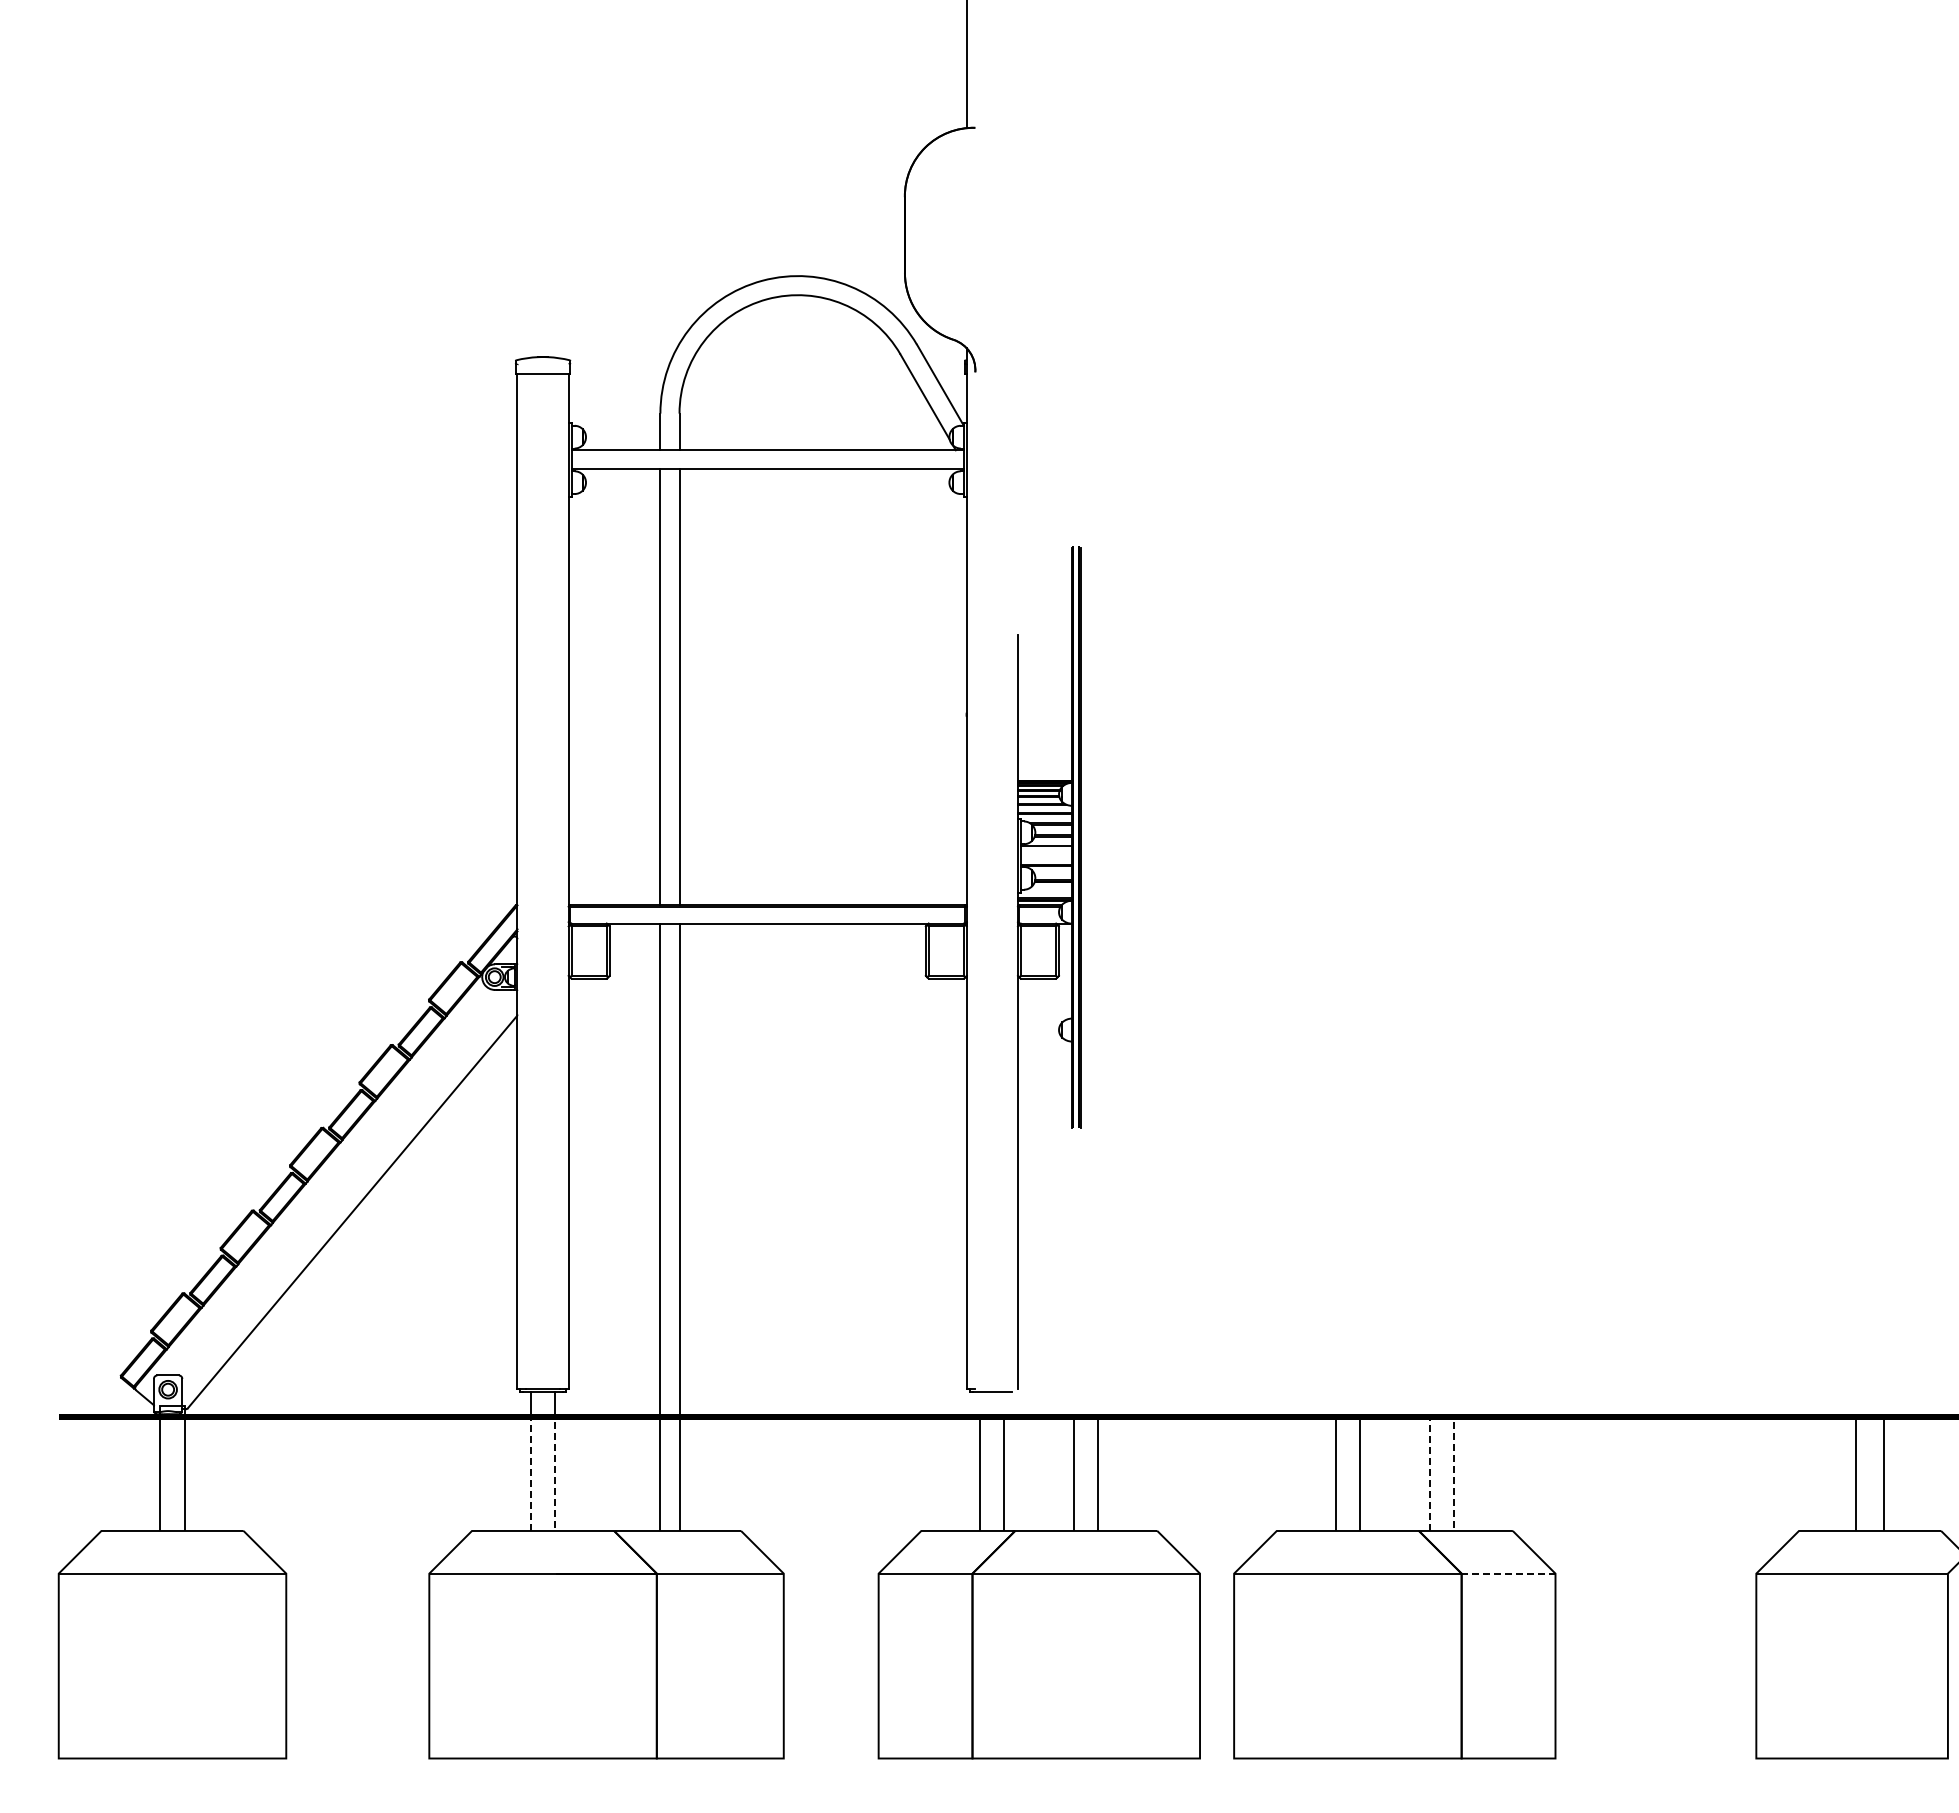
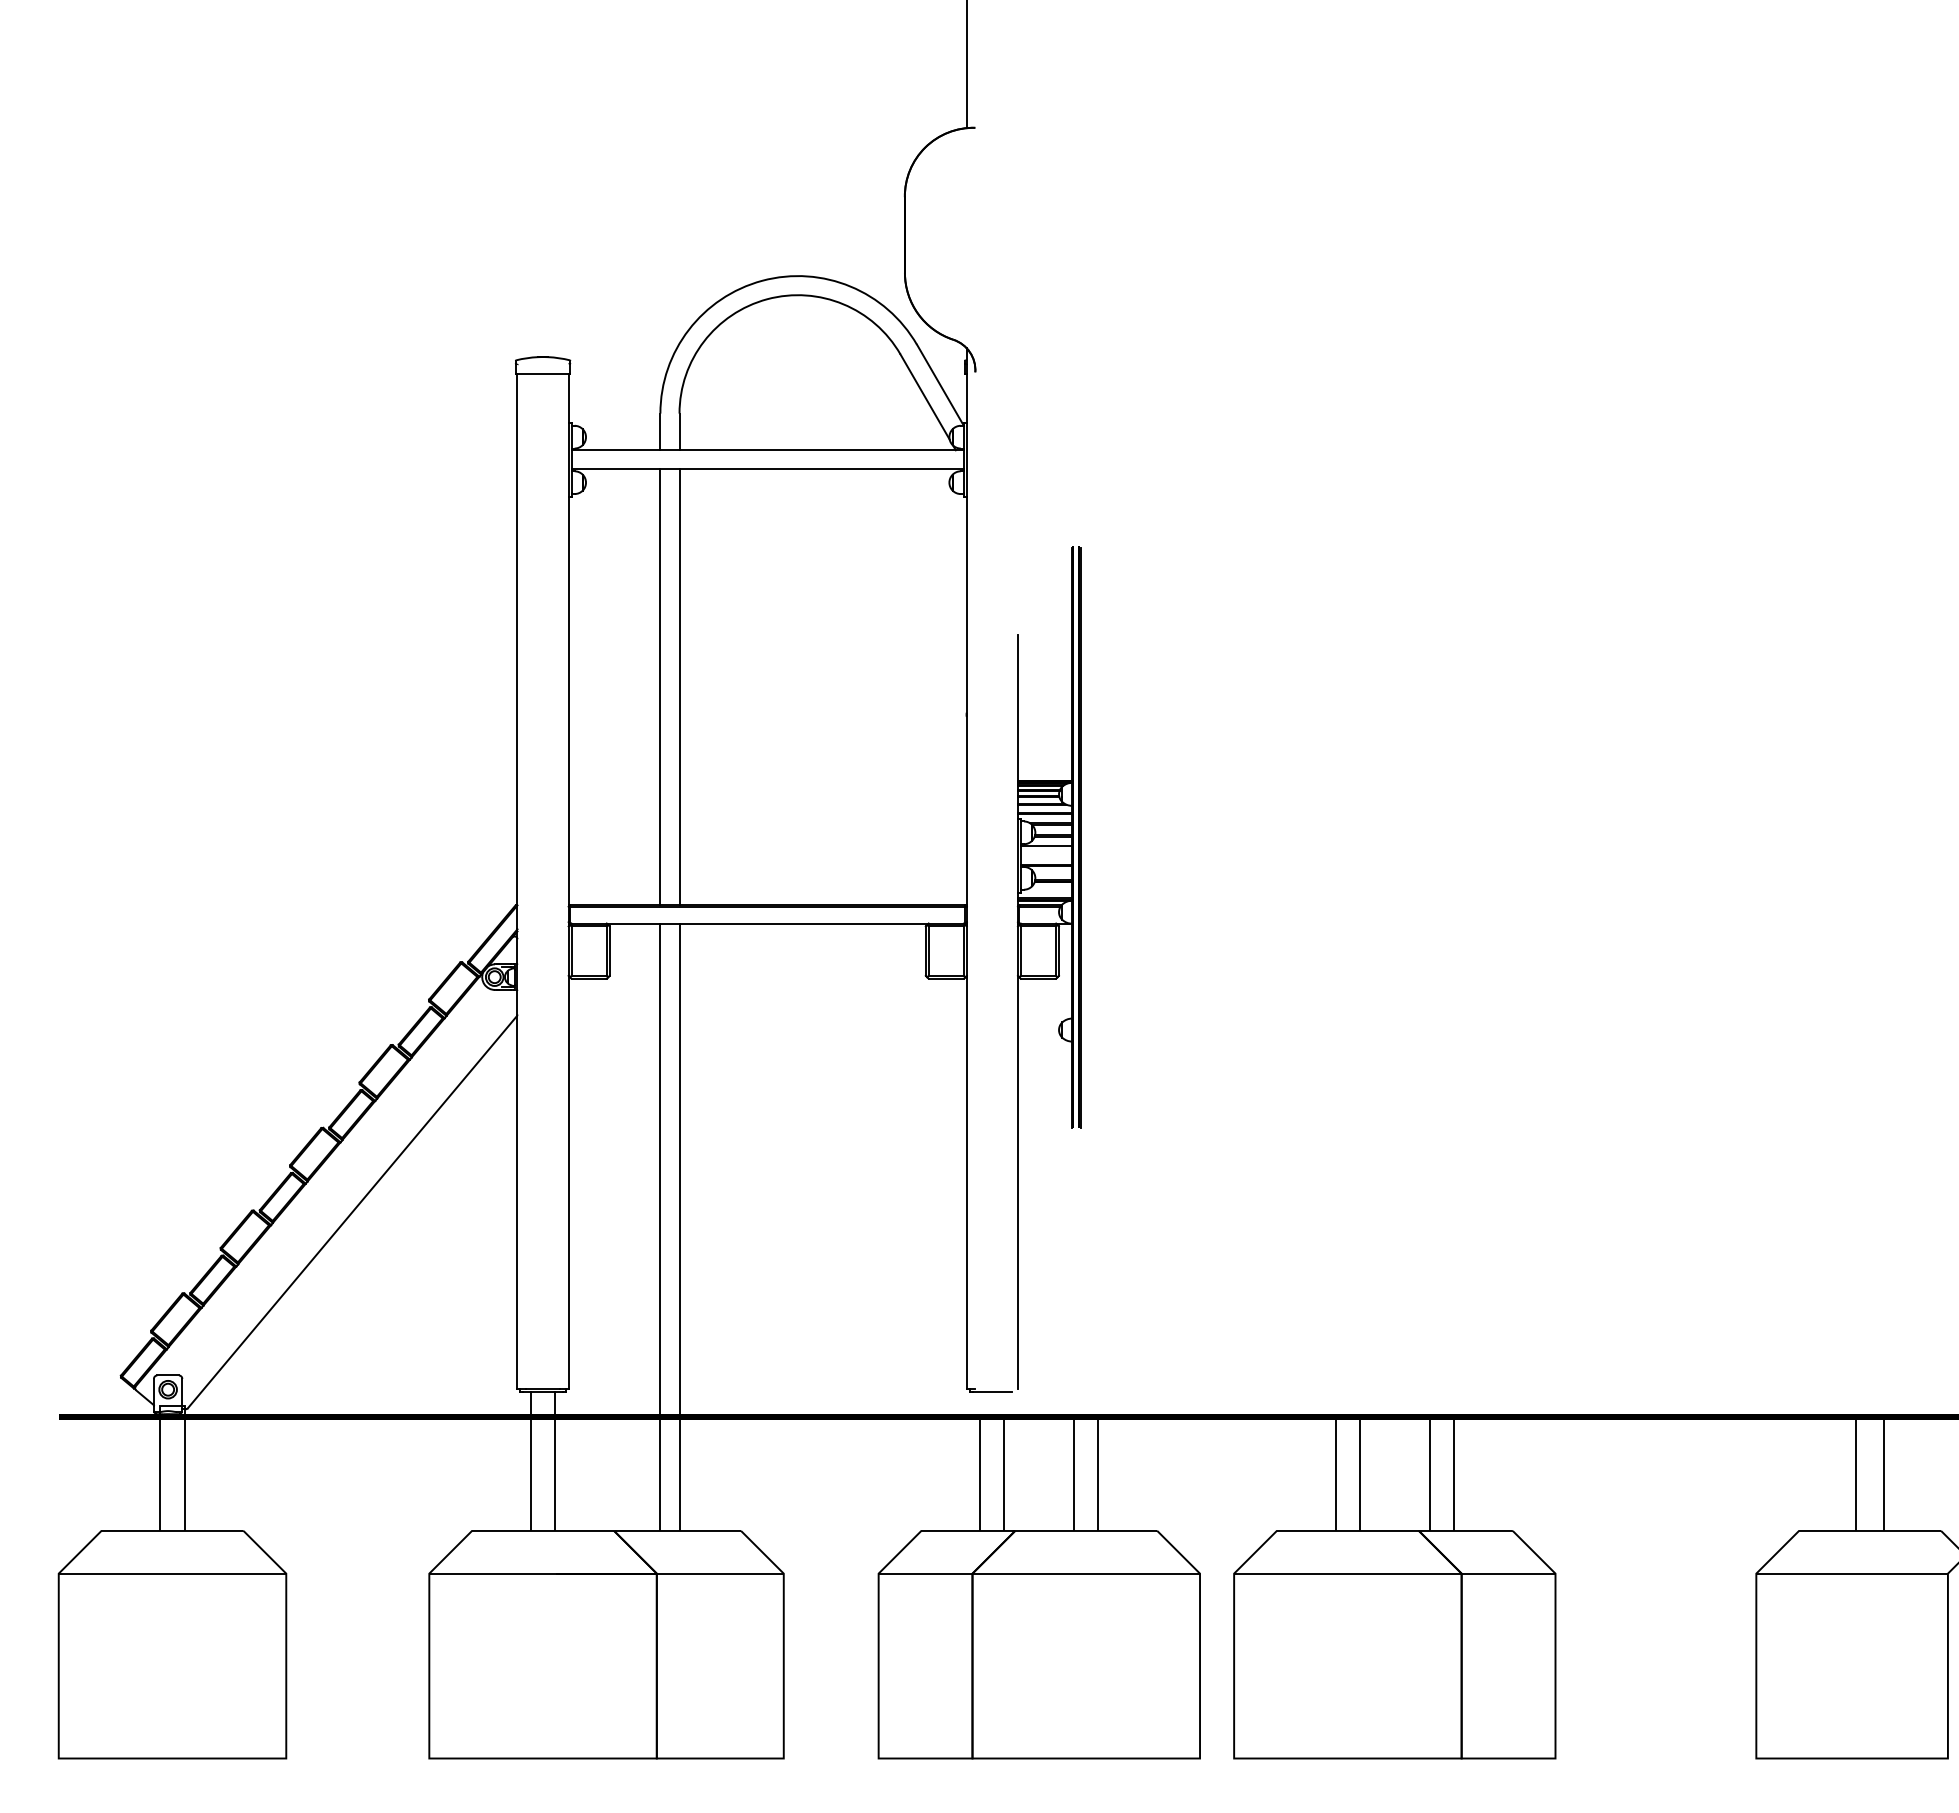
line: dashed -> solid (543, 1417)
line: dashed -> solid (1442, 1417)
line: dashed -> solid (1508, 1573)
